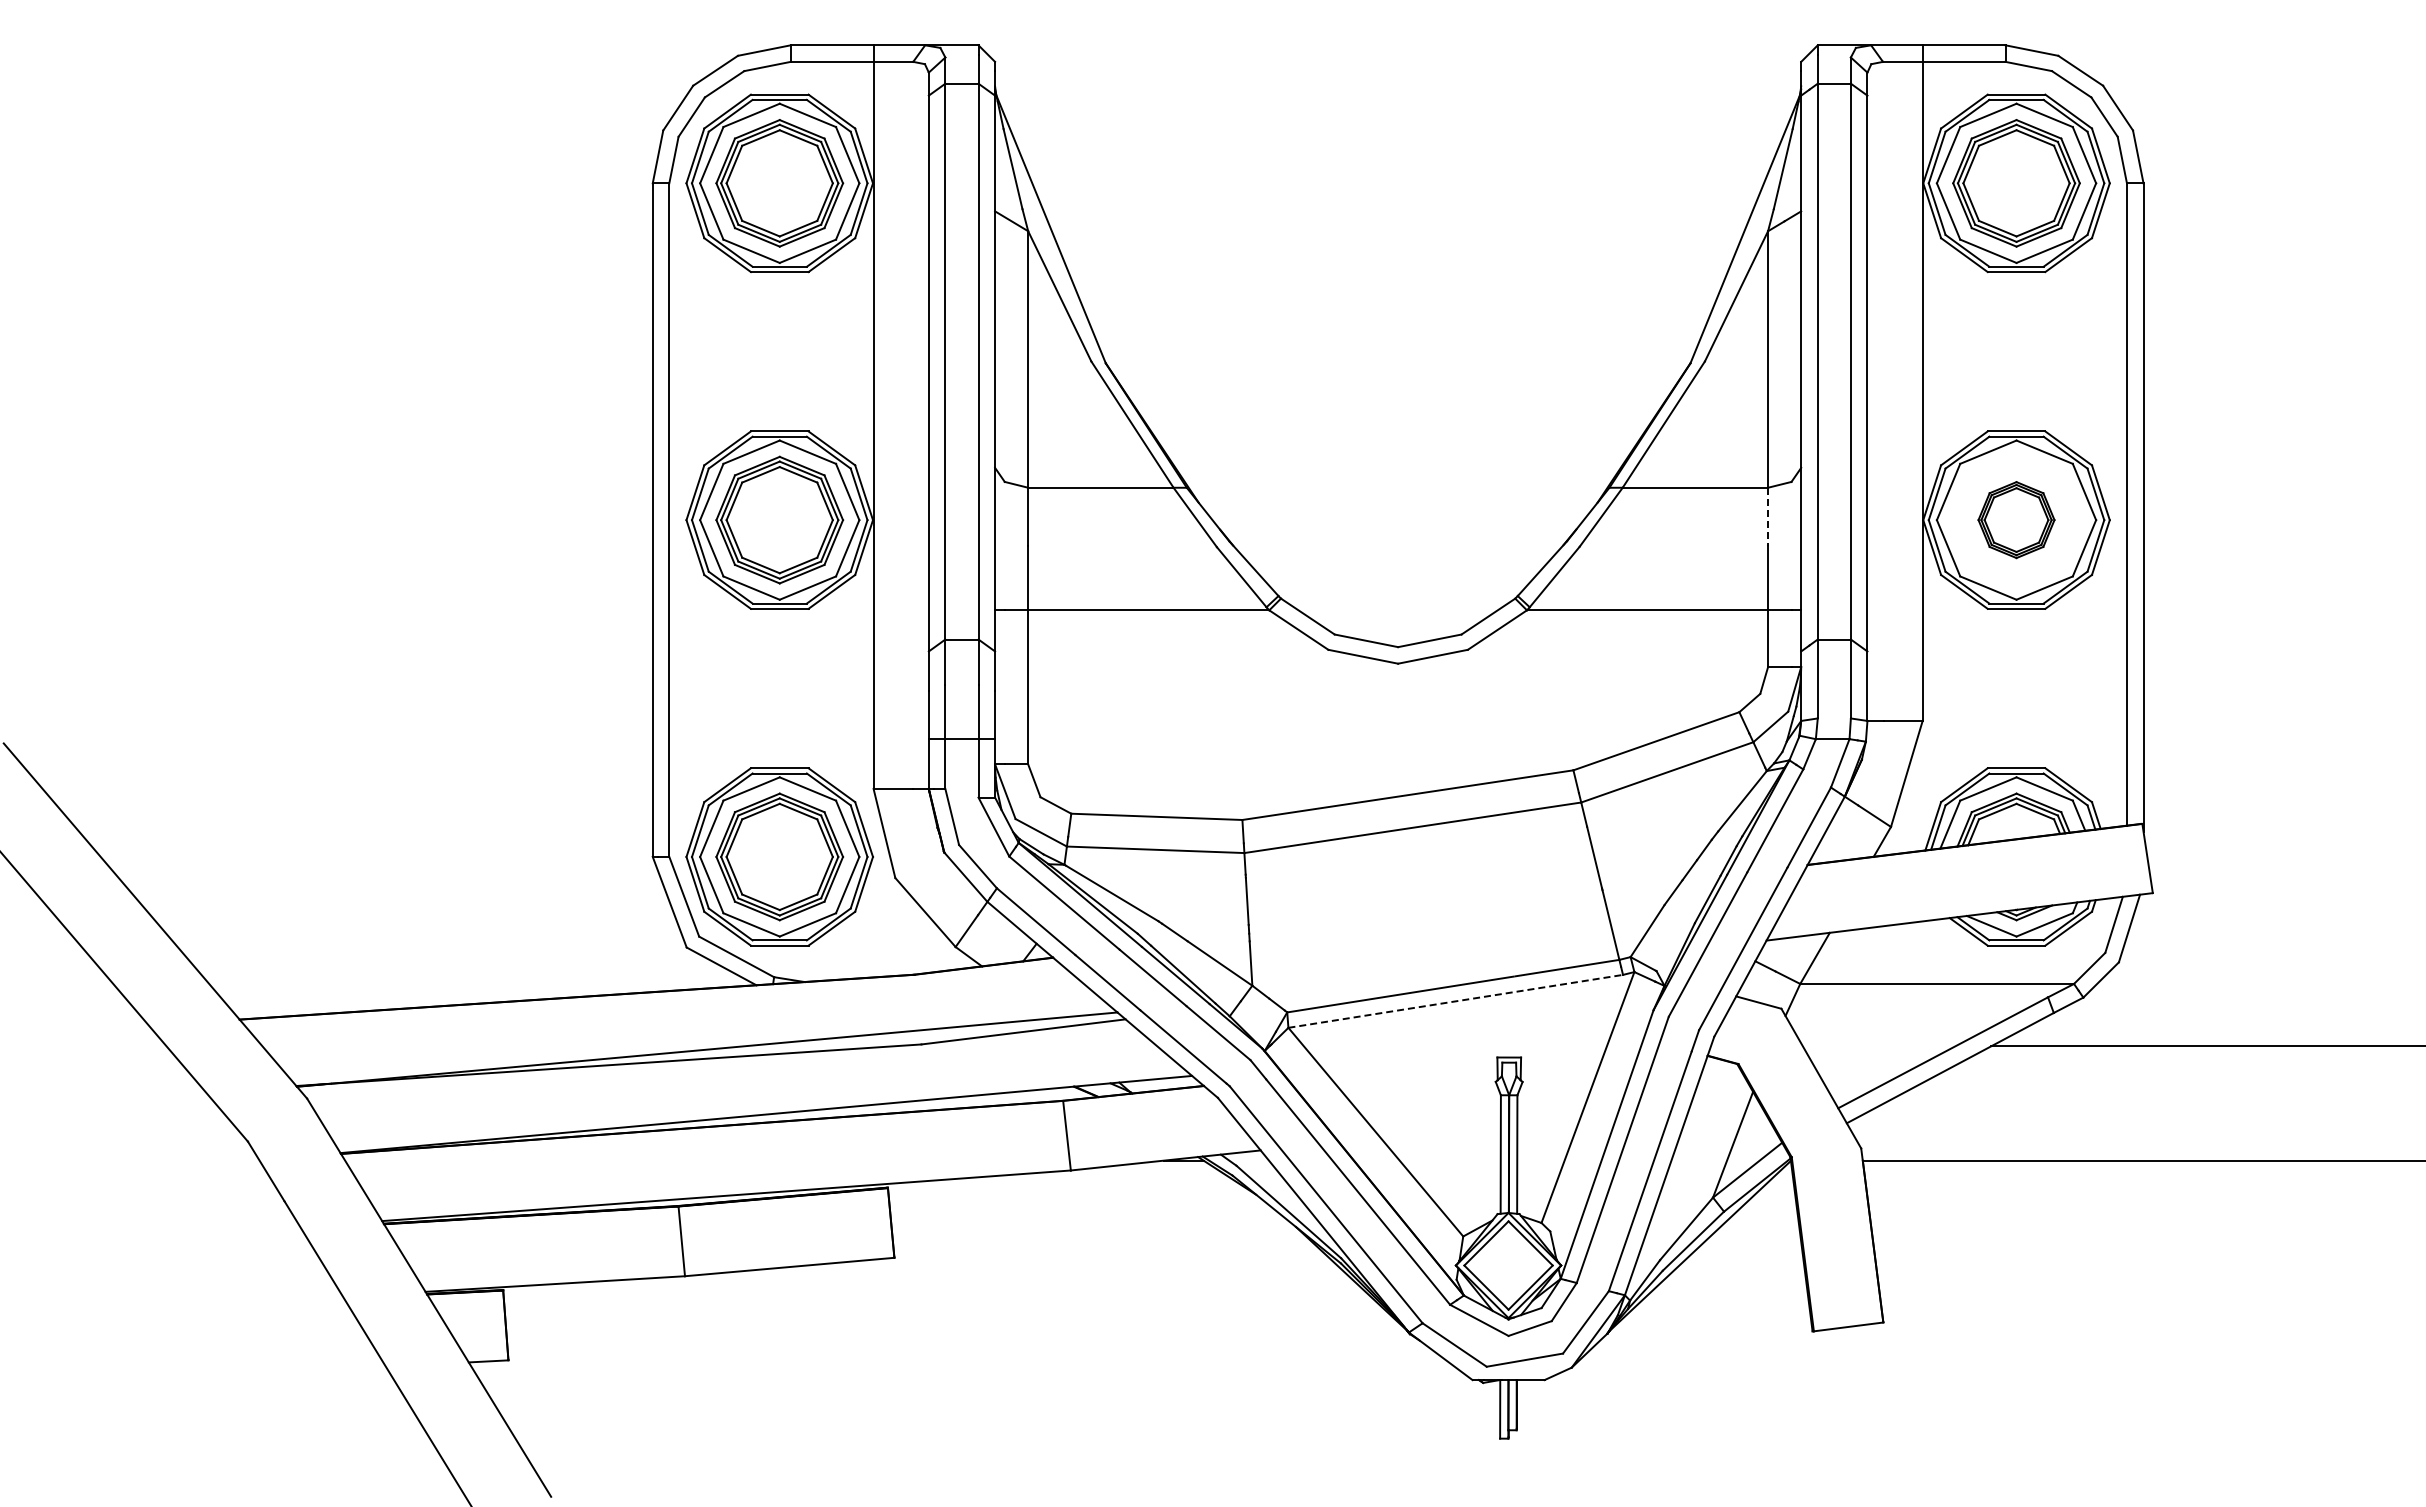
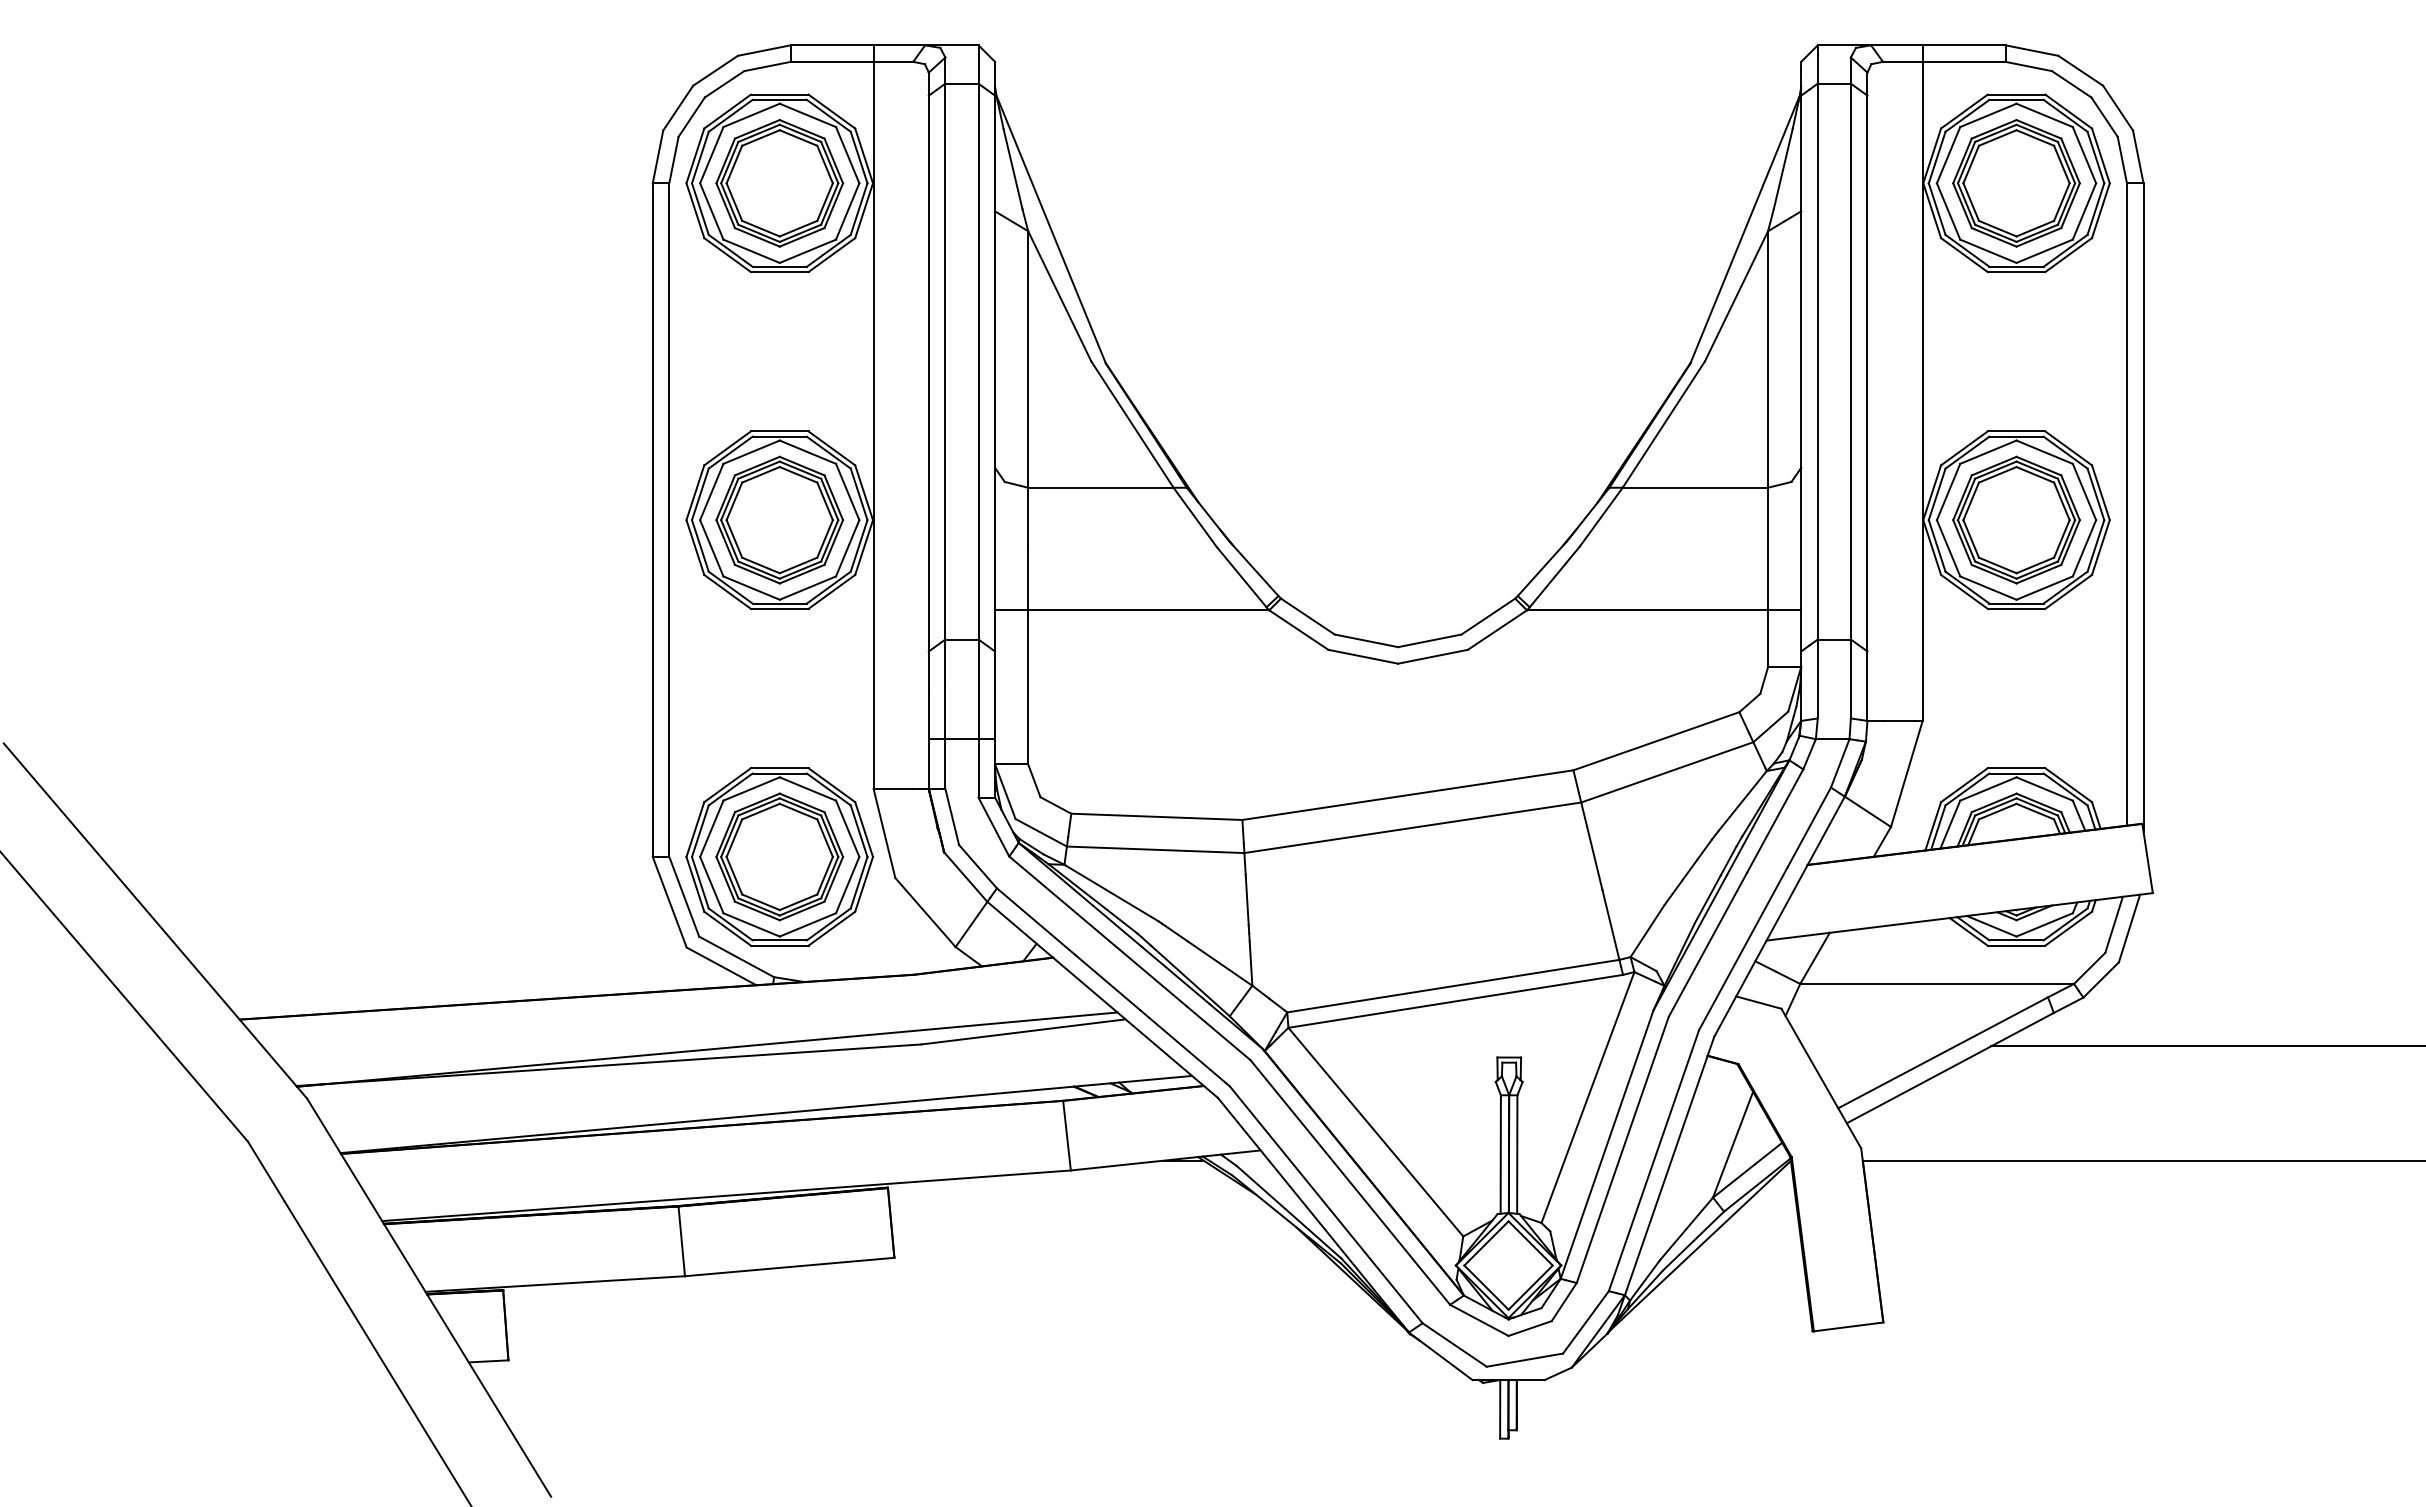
line: dashed -> solid (1768, 516)
part size: 79x79 px -> 129x130 px (2016, 519)
line: dashed -> solid (1456, 1001)
